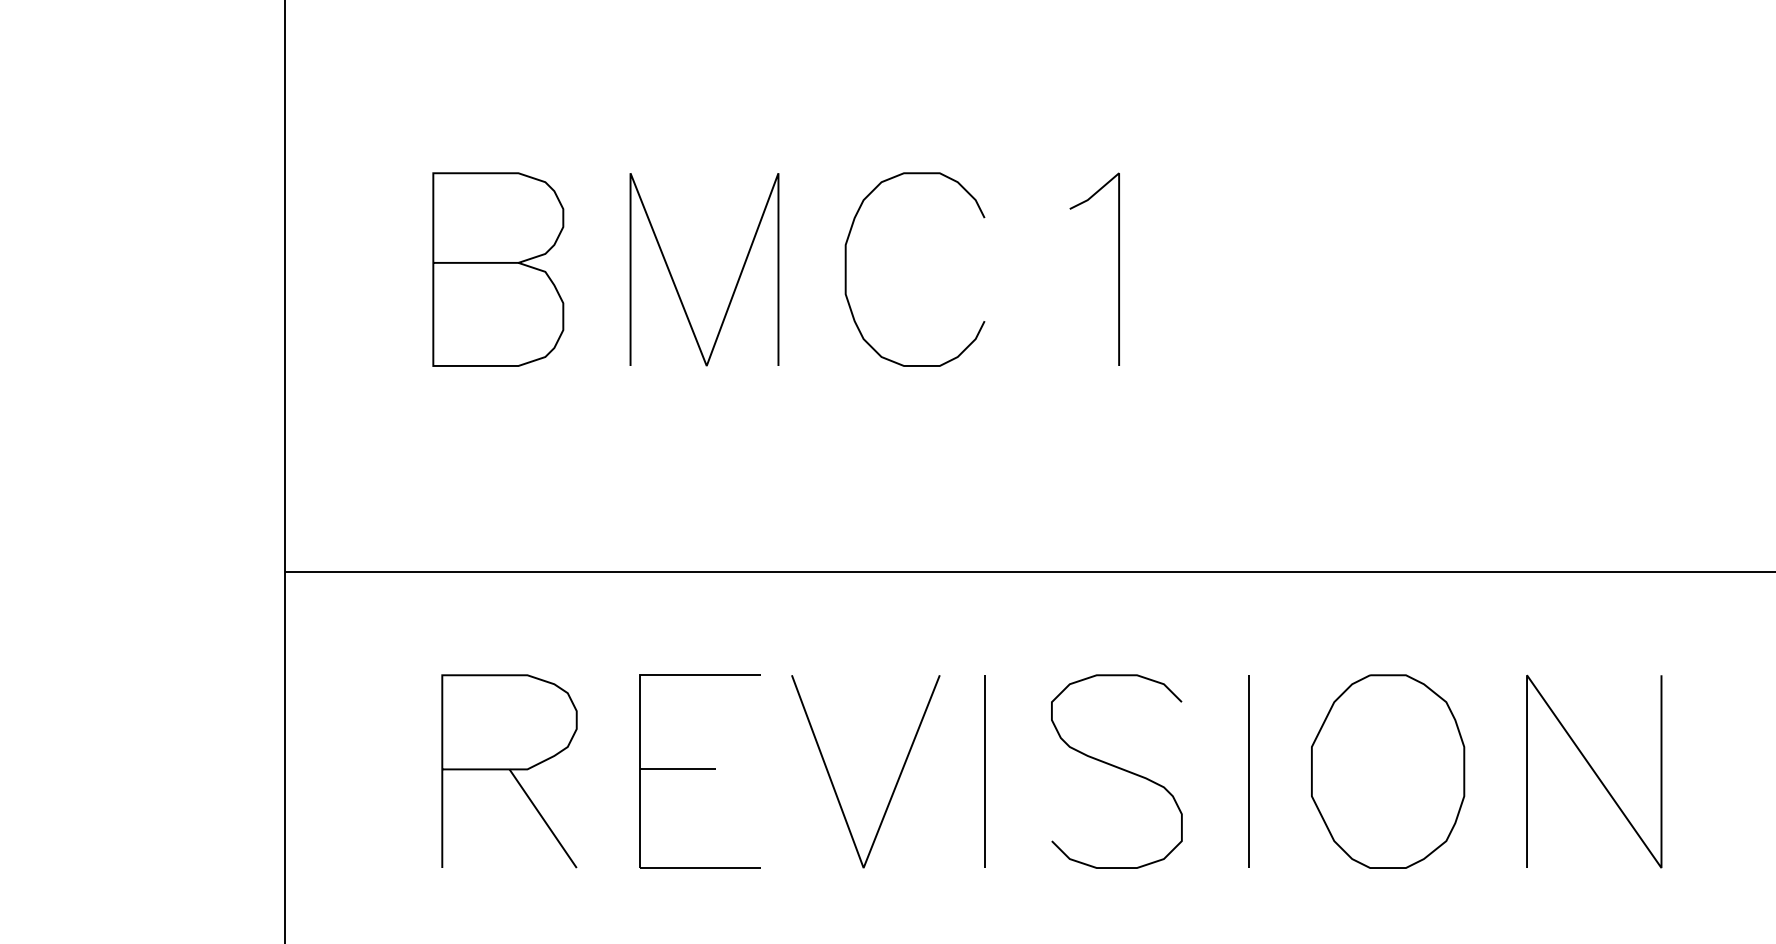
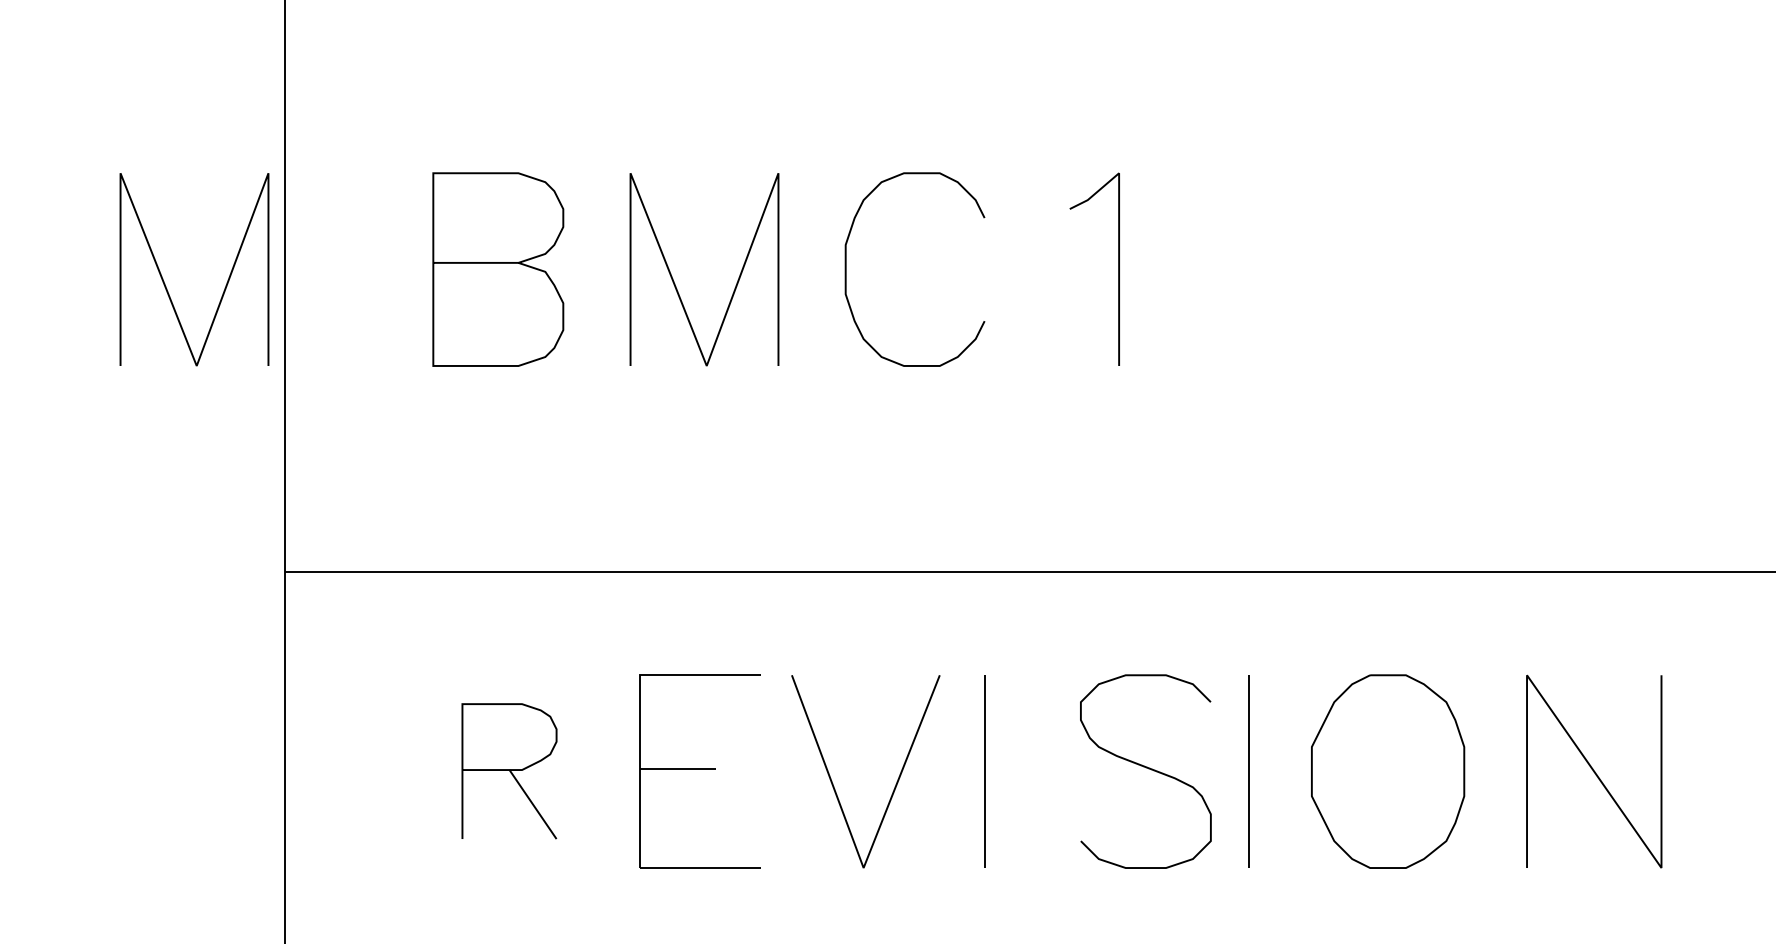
curve: none -> present (165, 283)
curve position: (1117, 768) -> (1146, 768) (1146, 768)
part size: 137x195 px -> 97x137 px (509, 771)
